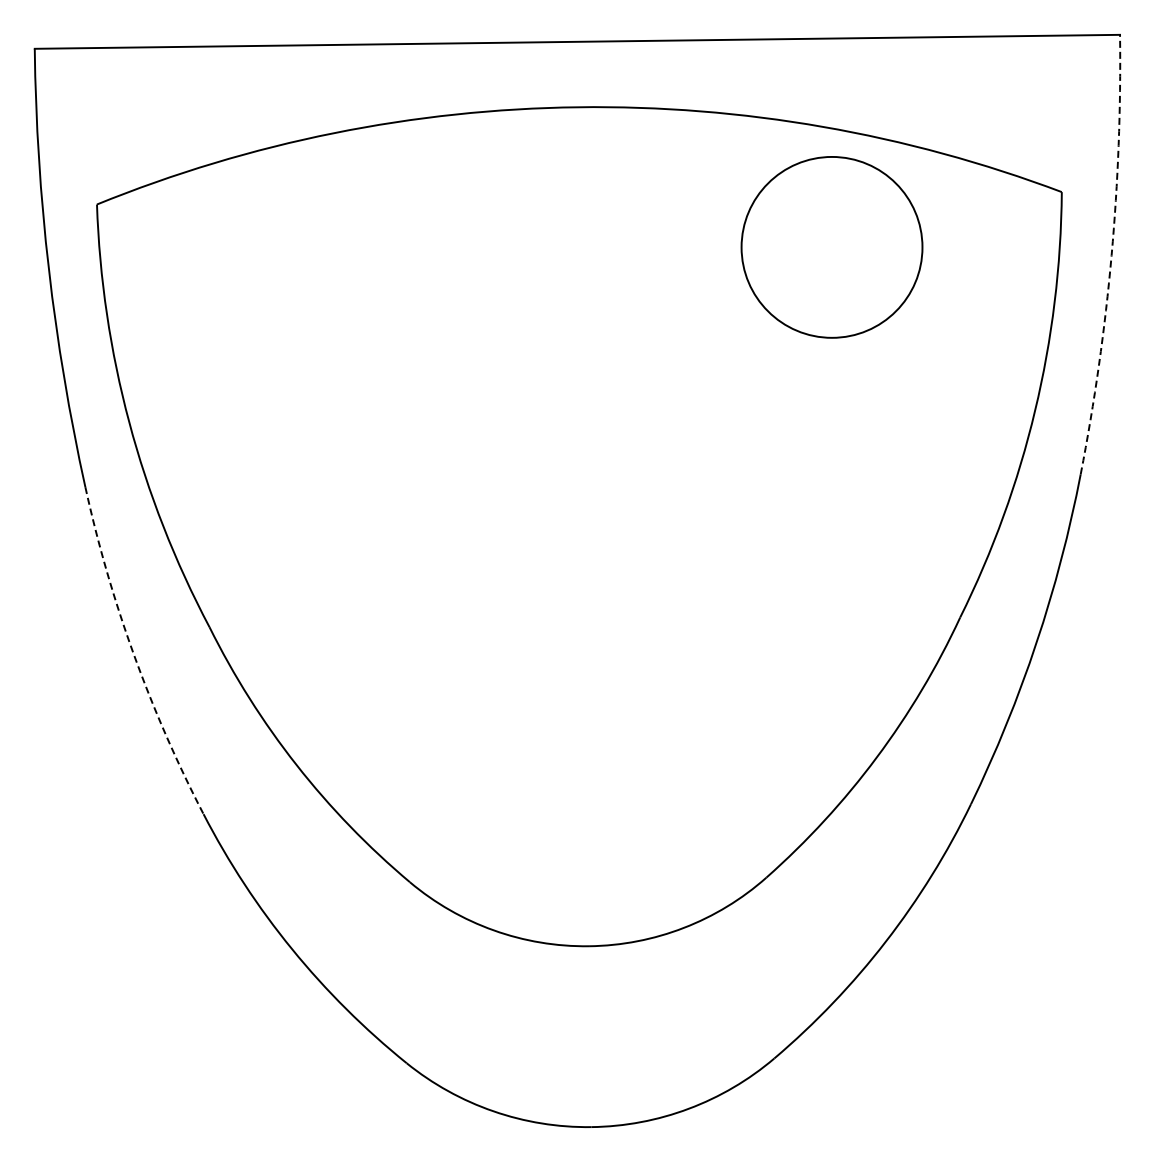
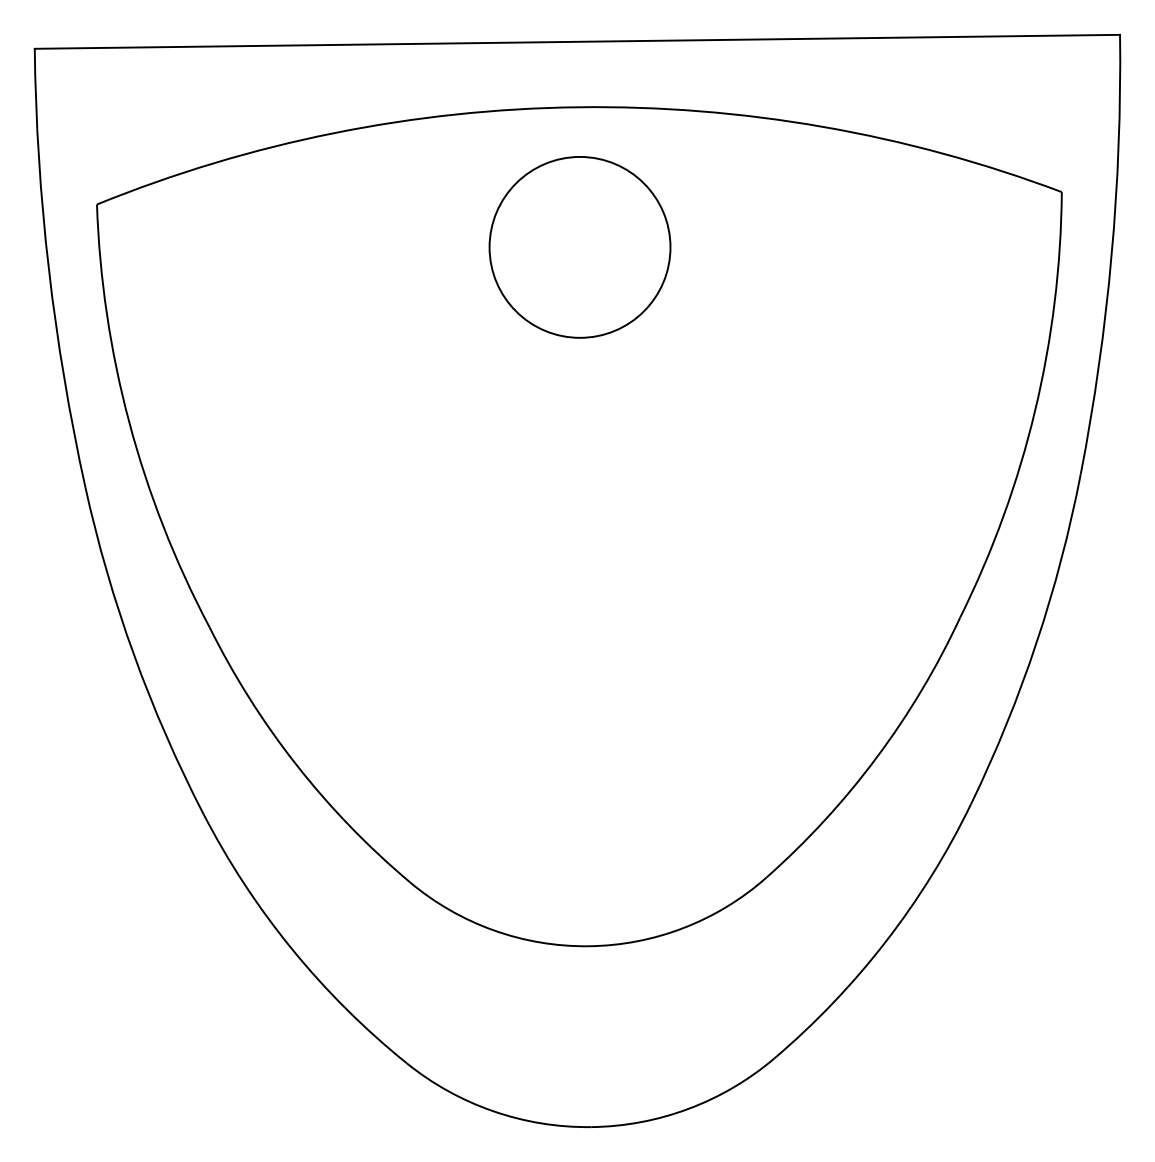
circle position: (831, 247) -> (579, 247) (579, 247)
arc: dashed -> solid (1111, 255)
arc: dashed -> solid (133, 654)
